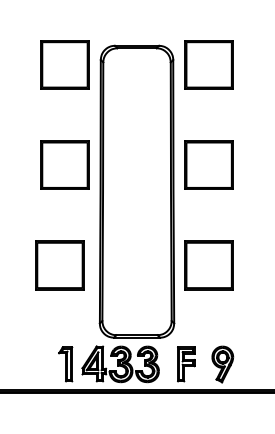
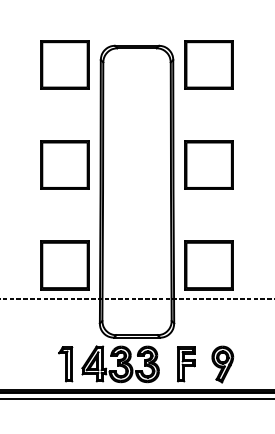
part position: (59, 265) -> (64, 265) (64, 265)
line: none -> present (136, 299)
line: none -> present (136, 398)
